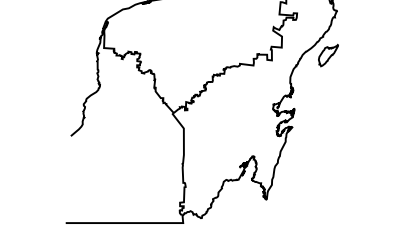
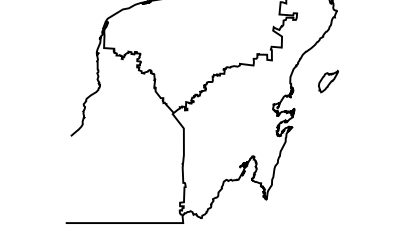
part position: (328, 55) -> (328, 81) (328, 81)
